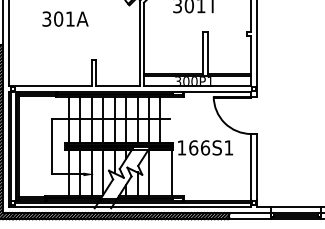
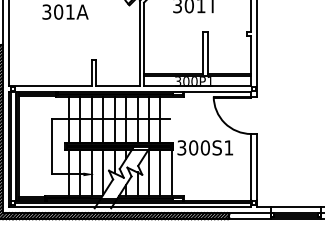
text position: (65, 18) -> (65, 11) (65, 11)
text: 166S1 -> 300S1 (193, 147)
line: none -> present (160, 173)
